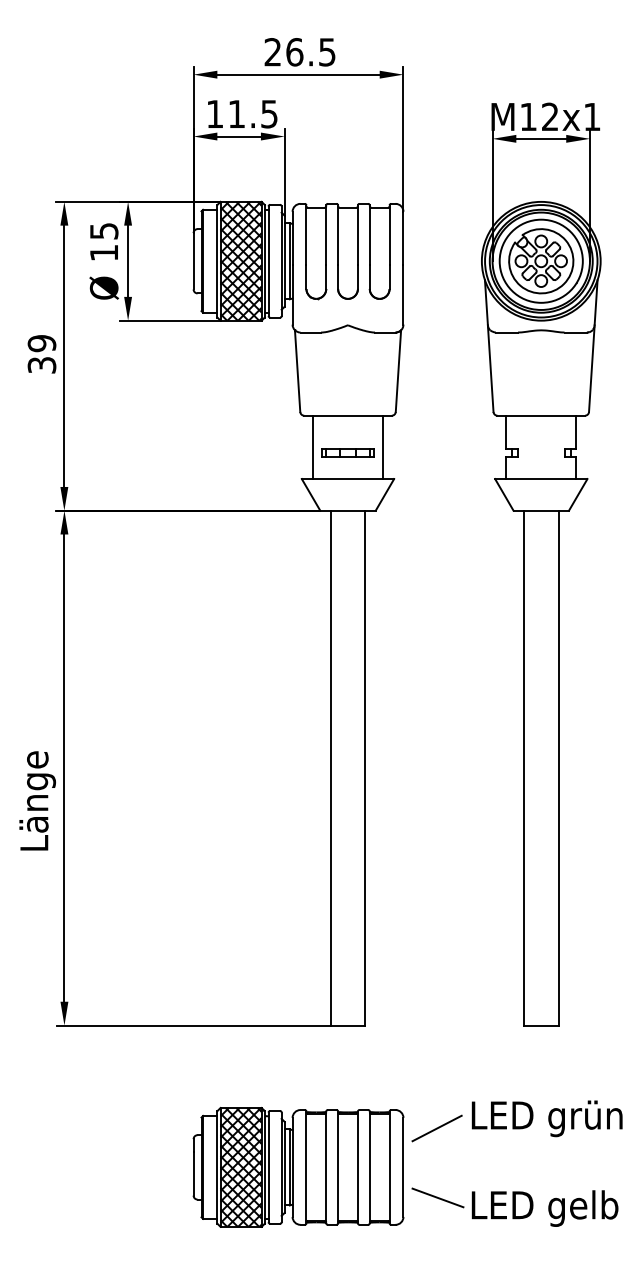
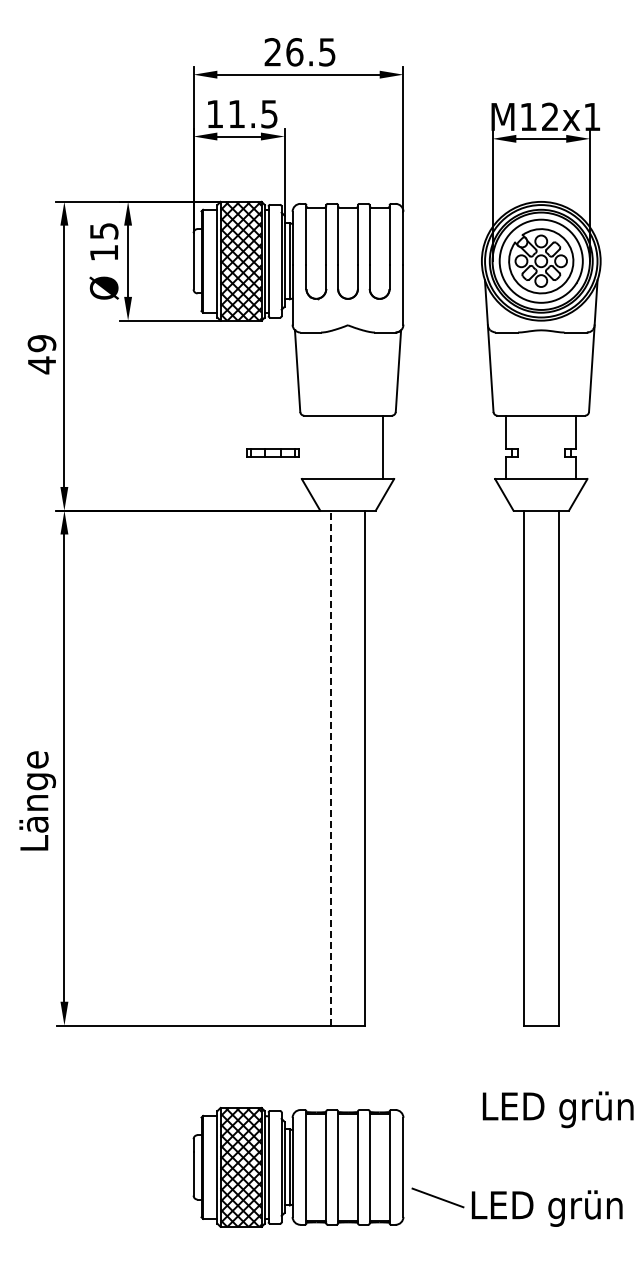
text: 39 -> 49 (41, 365)
line: present -> none (313, 447)
part position: (347, 452) -> (272, 452) (272, 452)
line: solid -> dashed (330, 767)
text position: (546, 1118) -> (557, 1109) (557, 1109)
line: present -> none (436, 1128)
text: LED gelb -> LED grün (596, 1204)
